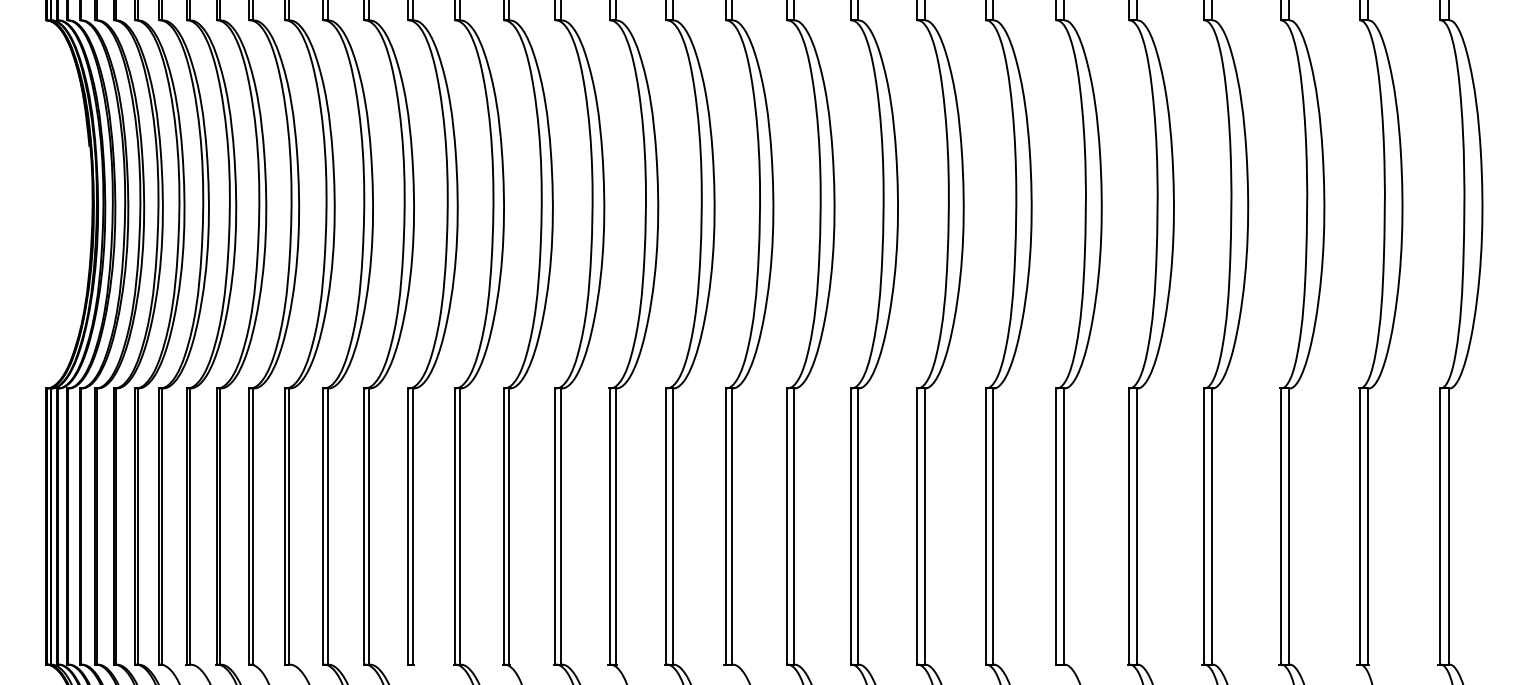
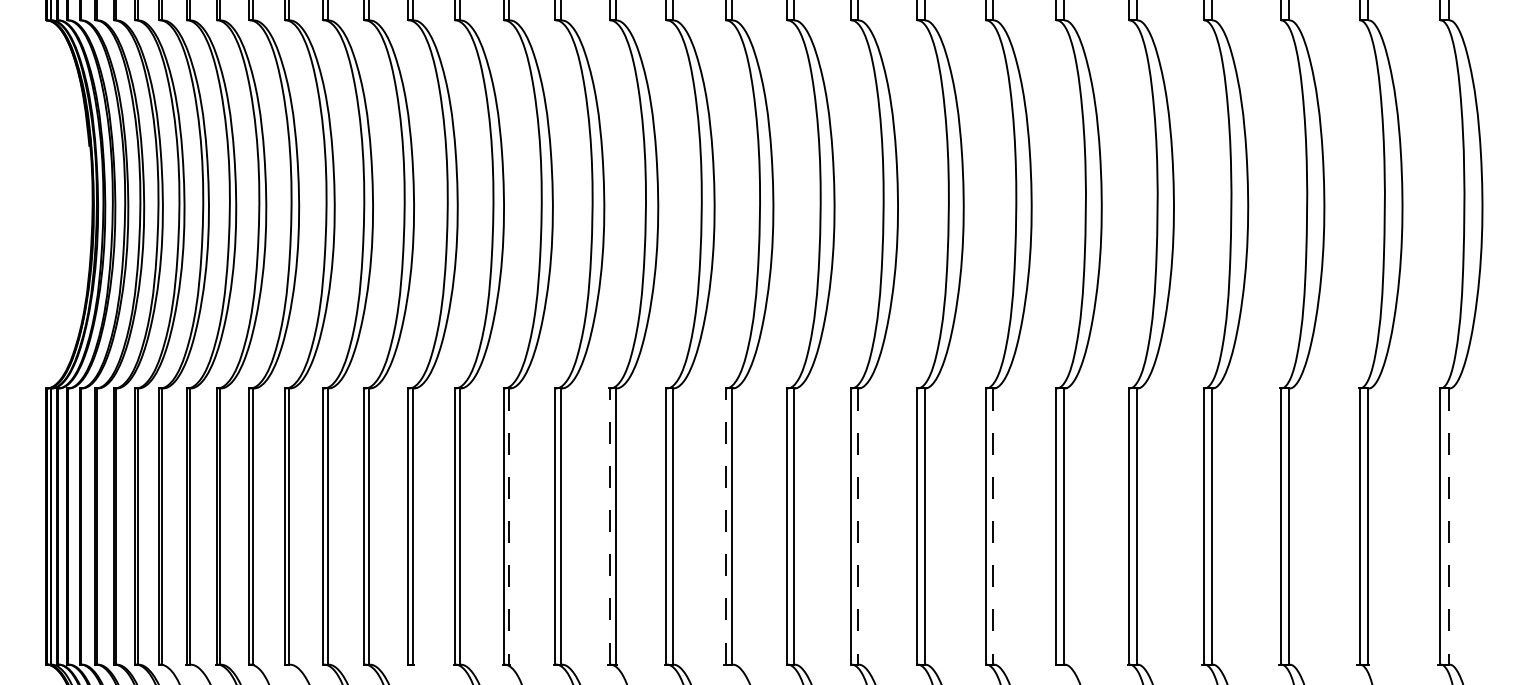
line: solid -> dashed (609, 526)
line: solid -> dashed (725, 526)
line: solid -> dashed (509, 527)
line: solid -> dashed (858, 527)
line: solid -> dashed (993, 527)
line: solid -> dashed (1449, 527)
